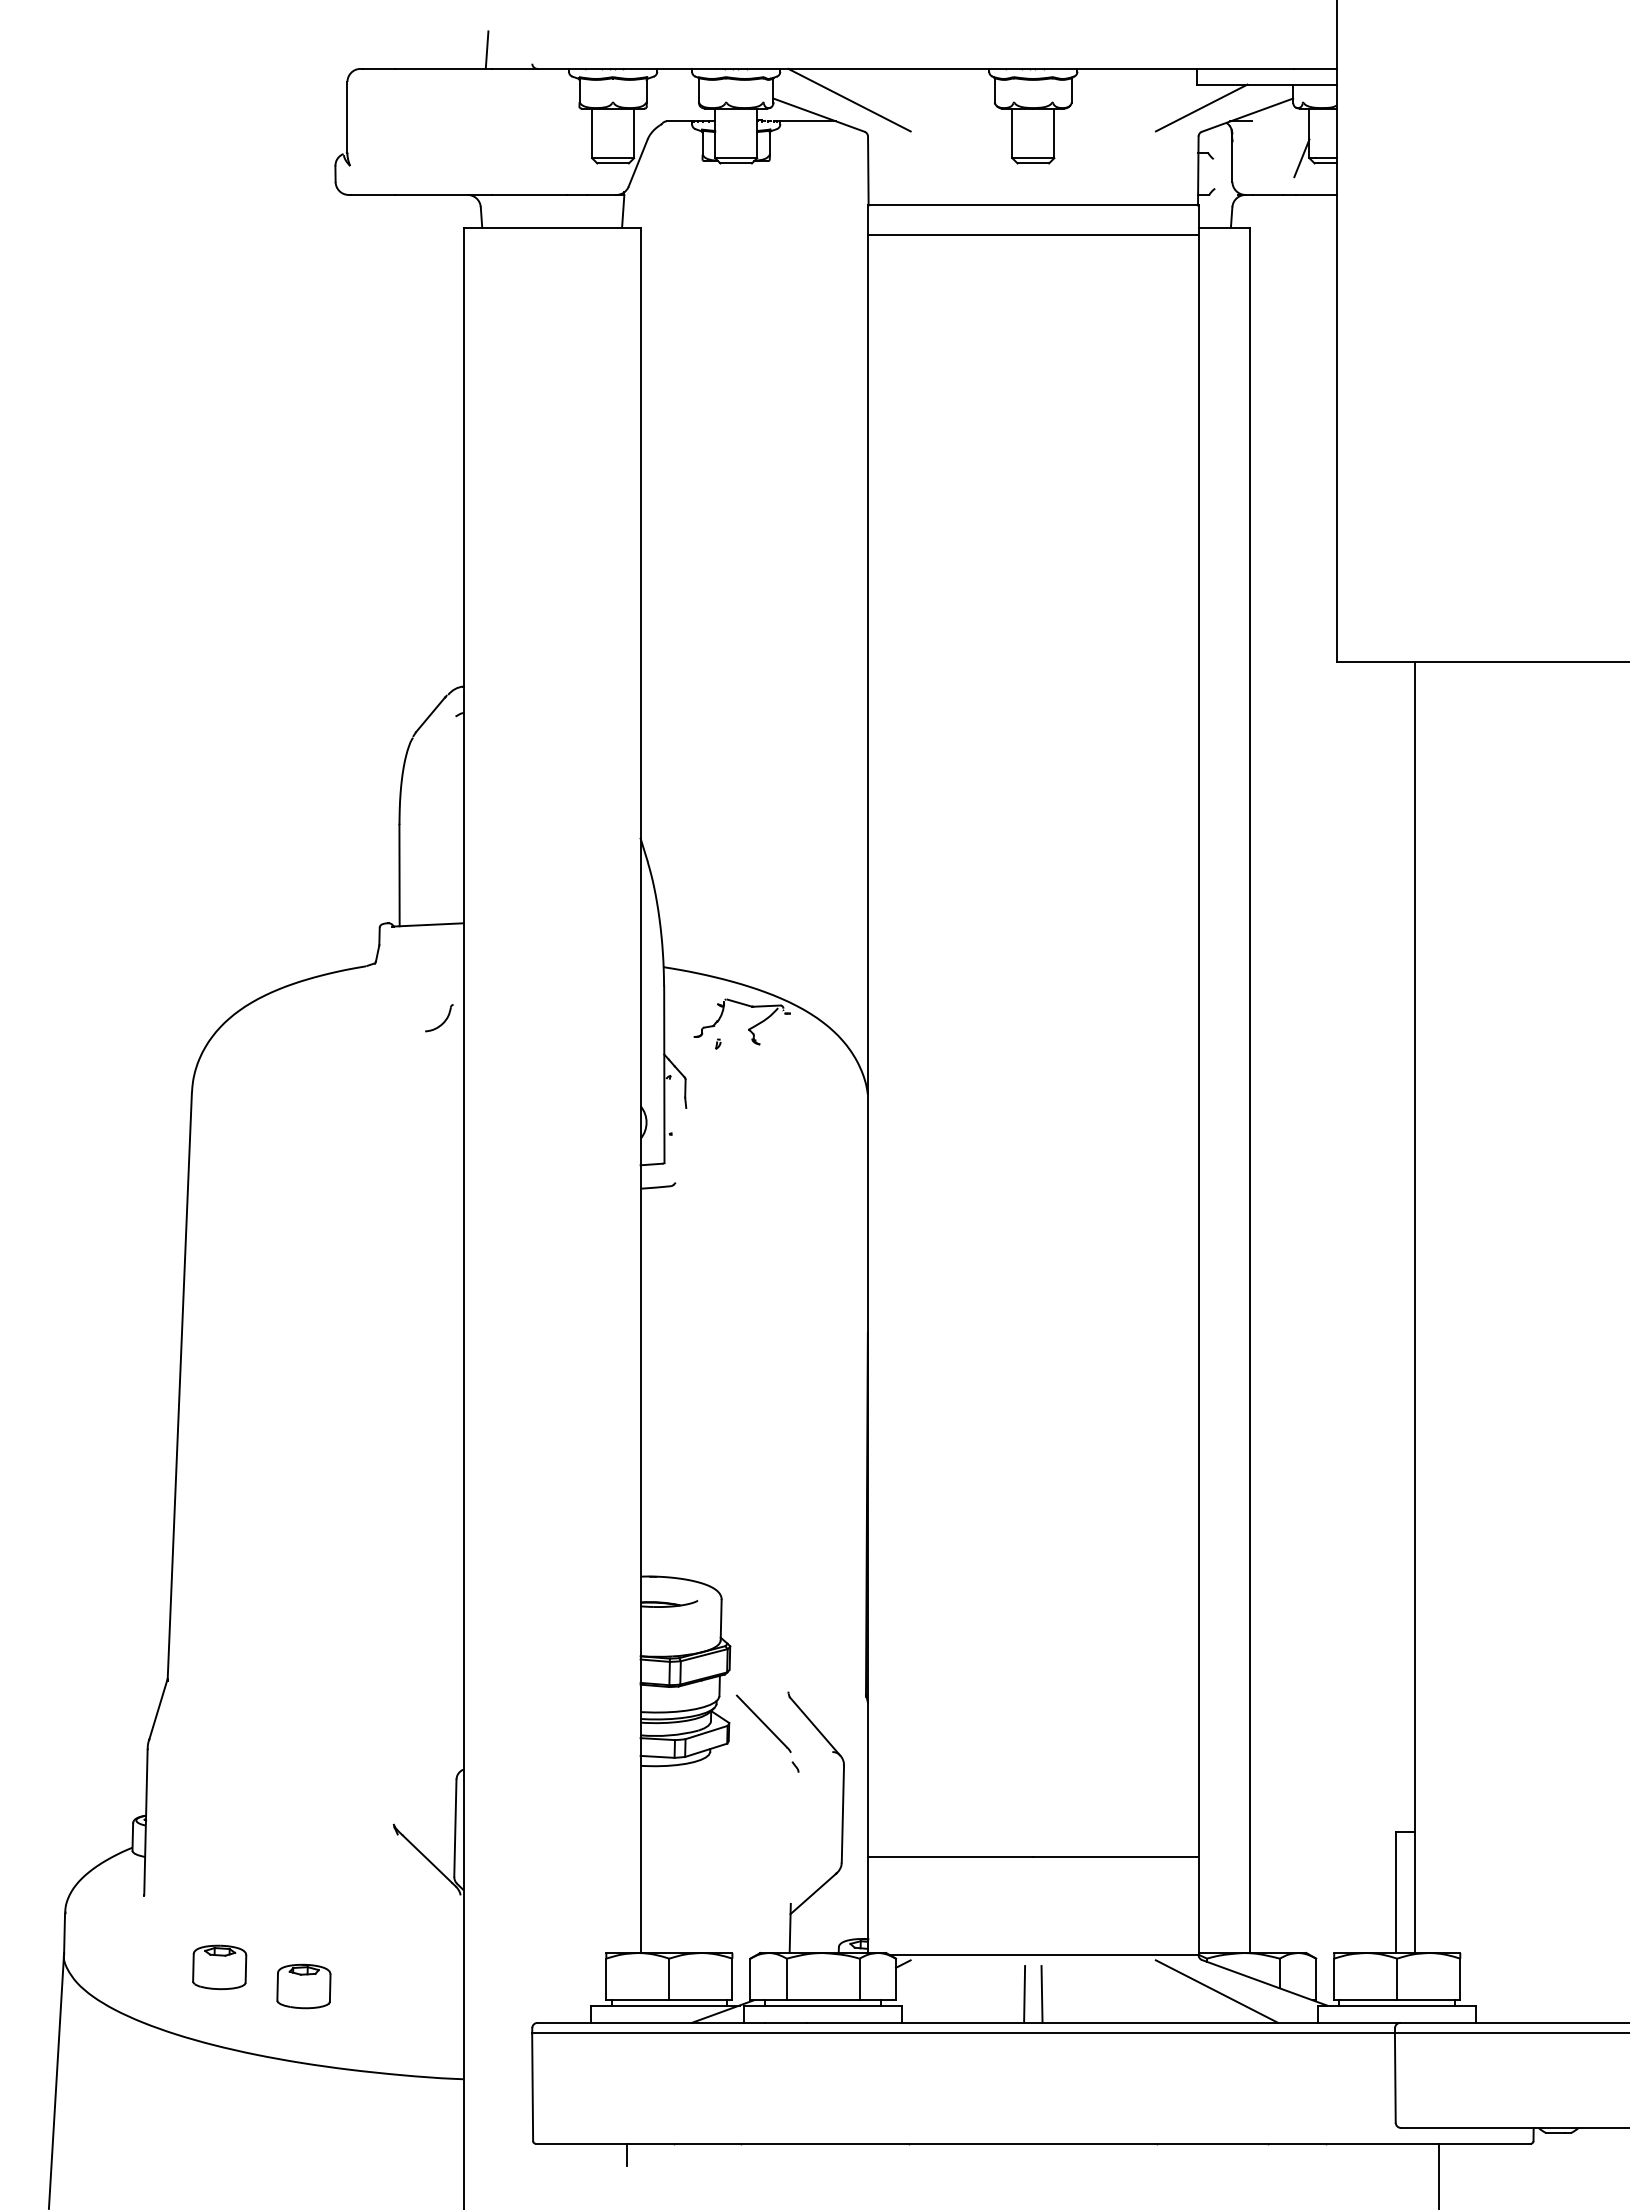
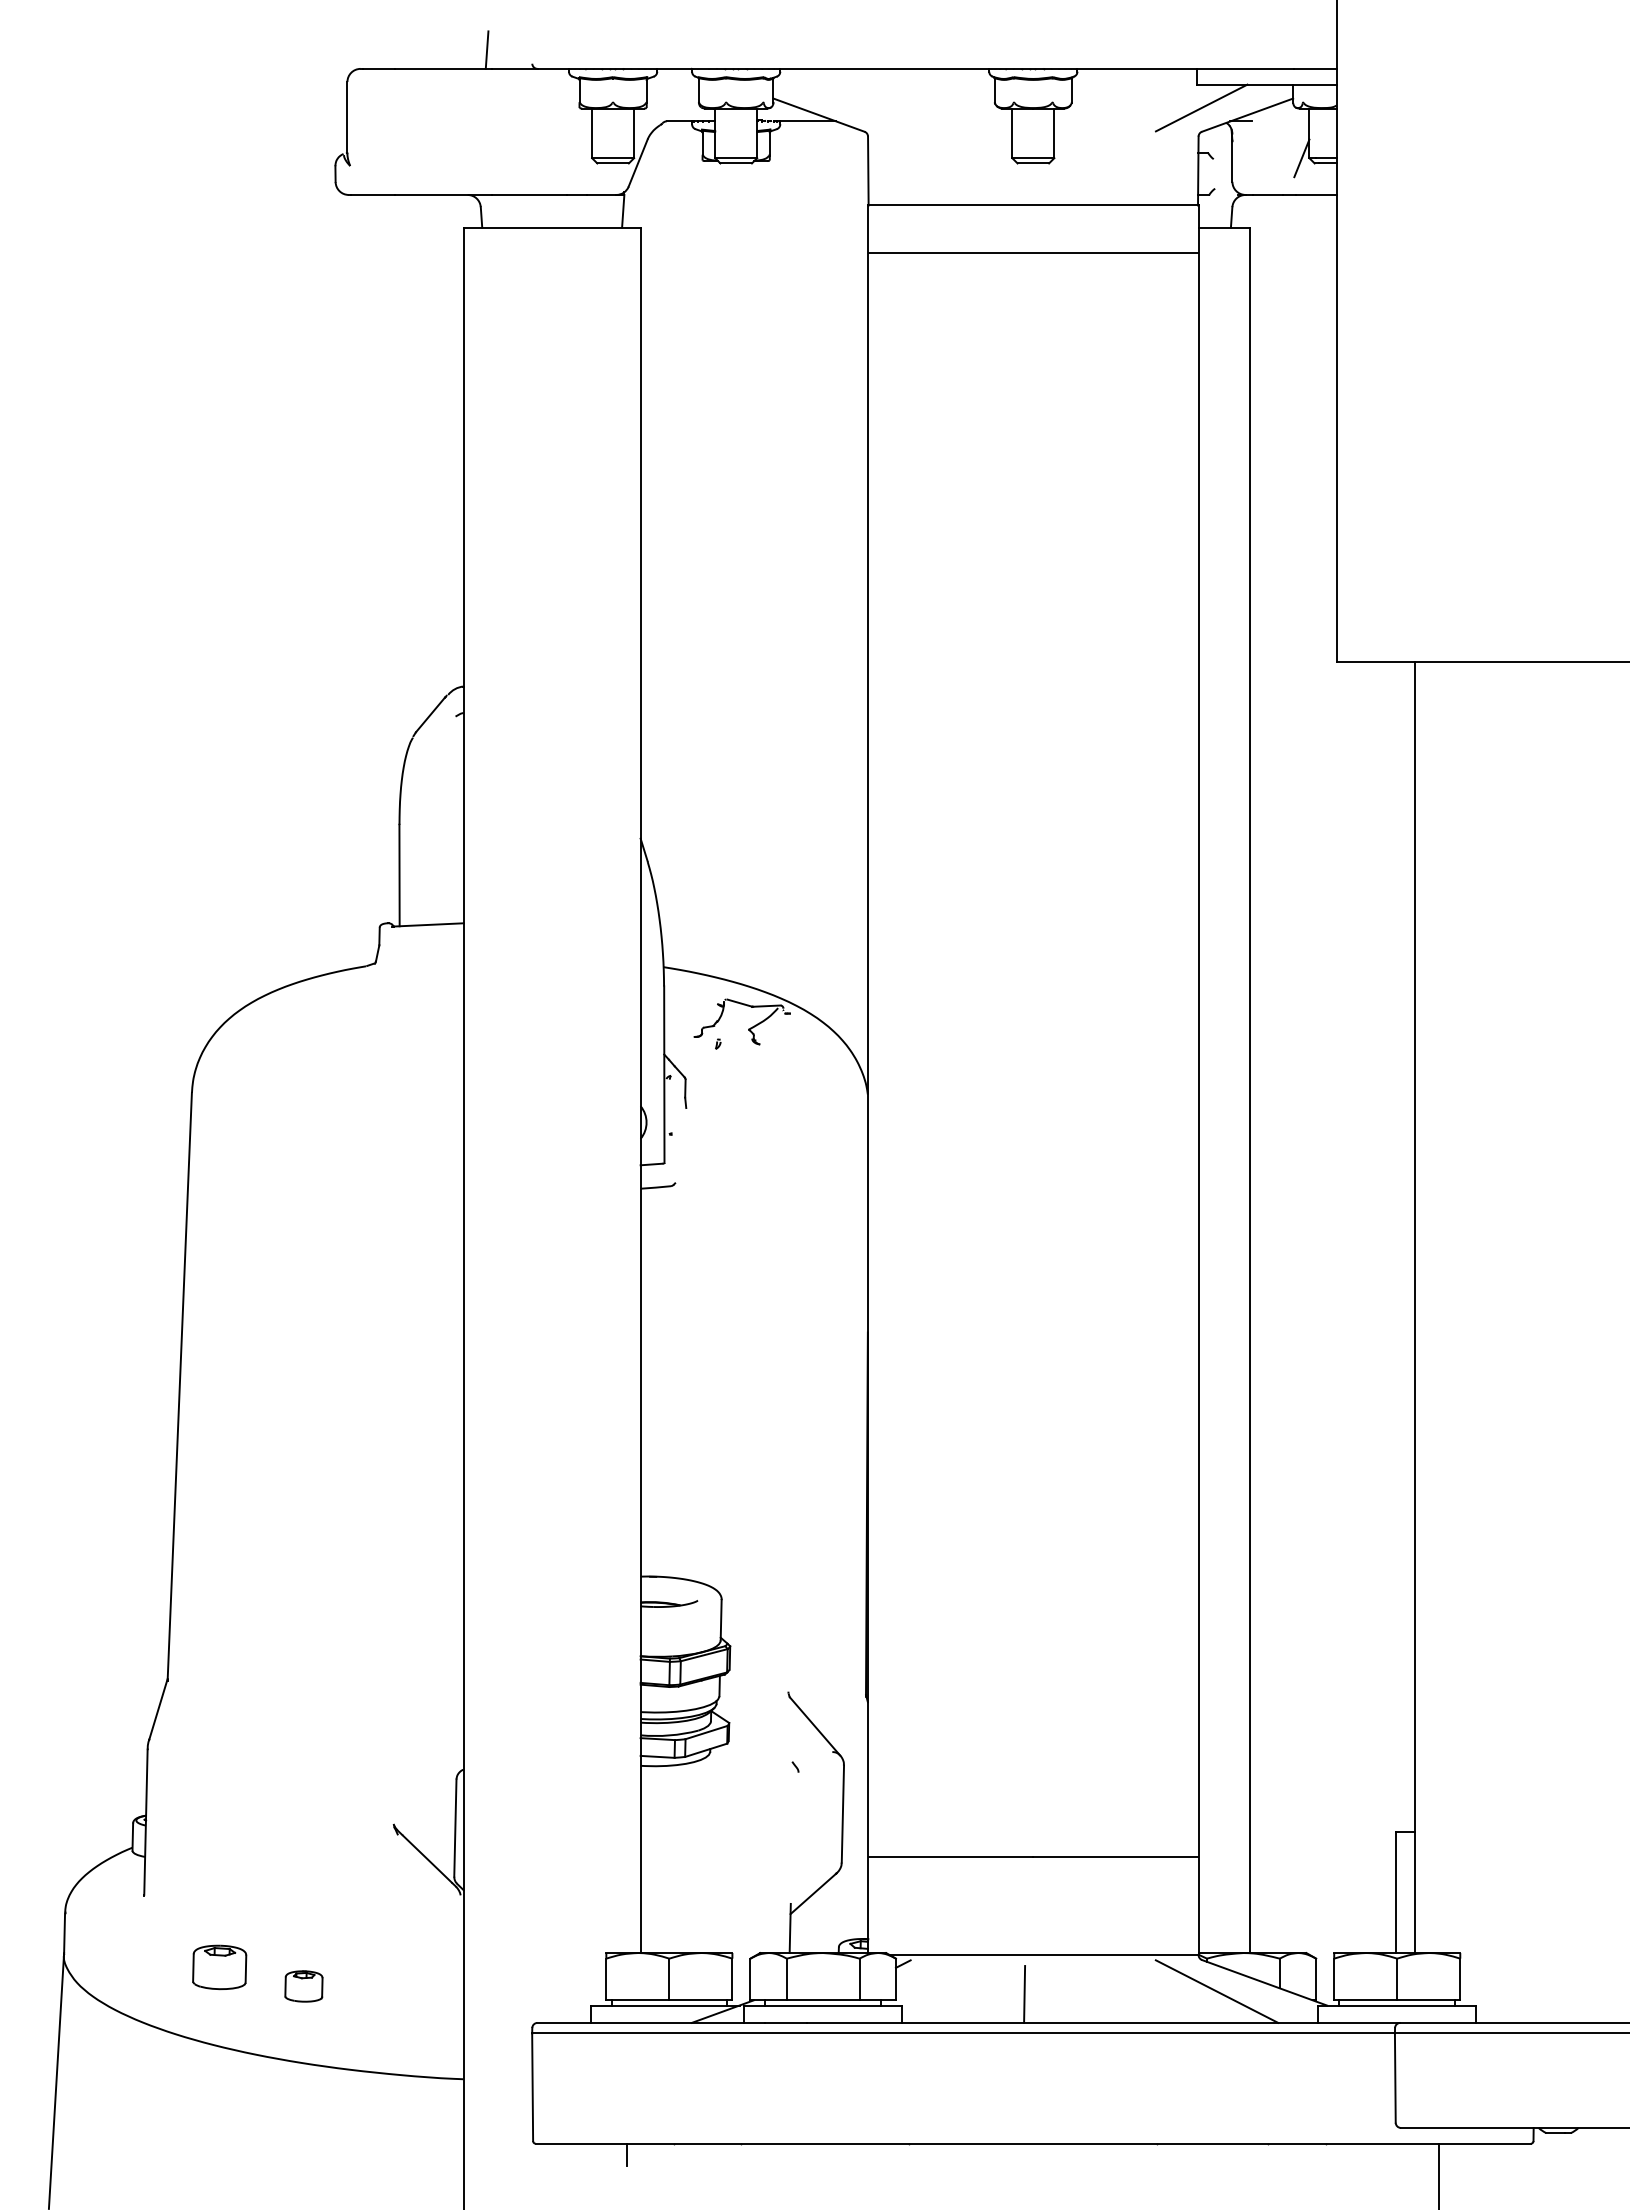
line: present -> none (849, 99)
line position: (1032, 235) -> (1032, 253) (1032, 253)
part: present -> none (439, 1018)
line: present -> none (763, 1723)
part size: 56x47 px -> 40x33 px (303, 1986)
line: present -> none (1041, 1994)
